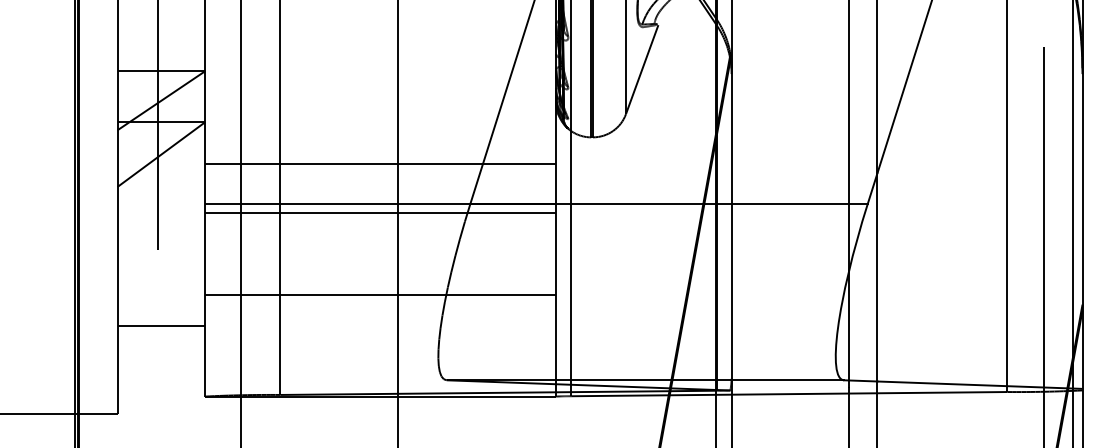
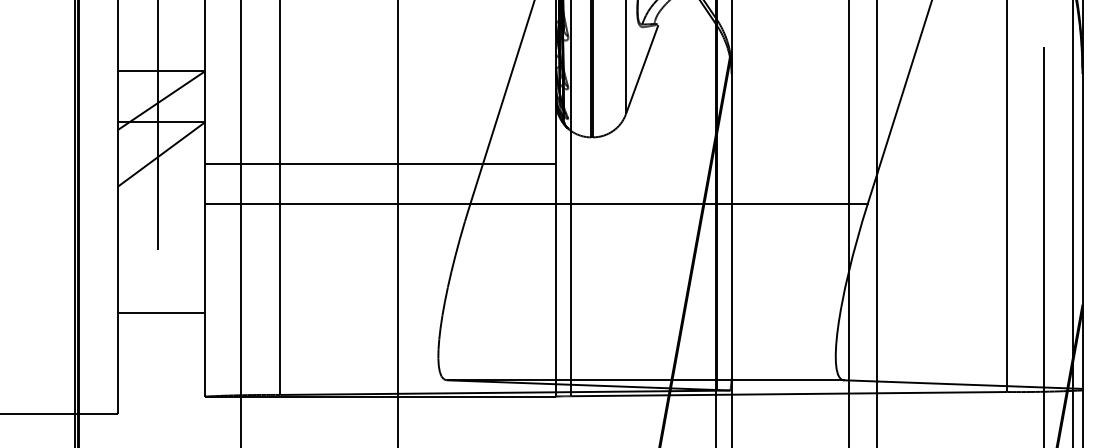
line: present -> none (380, 212)
line: present -> none (380, 295)
line position: (161, 325) -> (161, 312) (161, 312)
